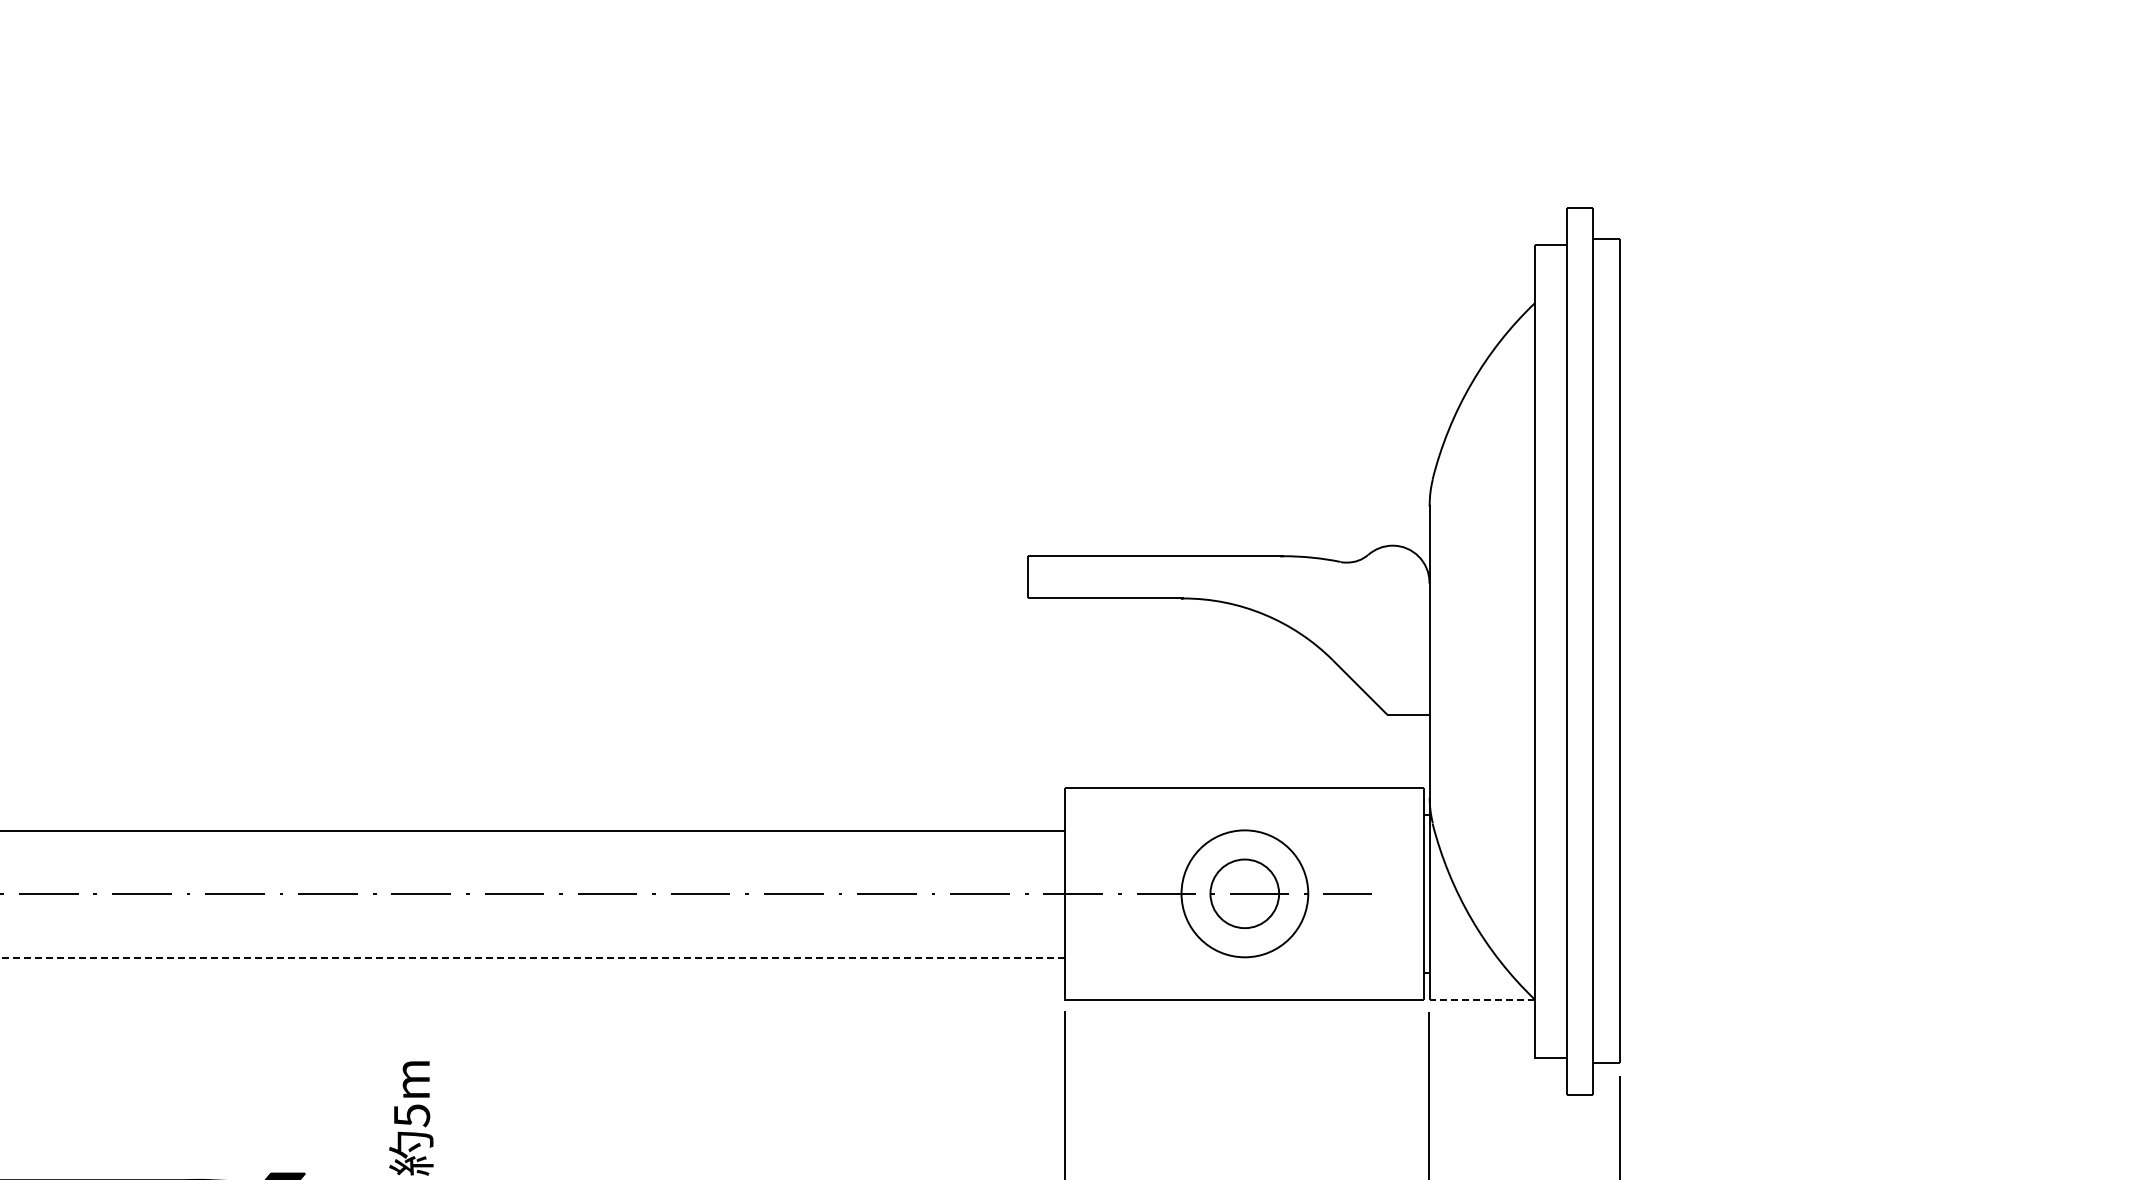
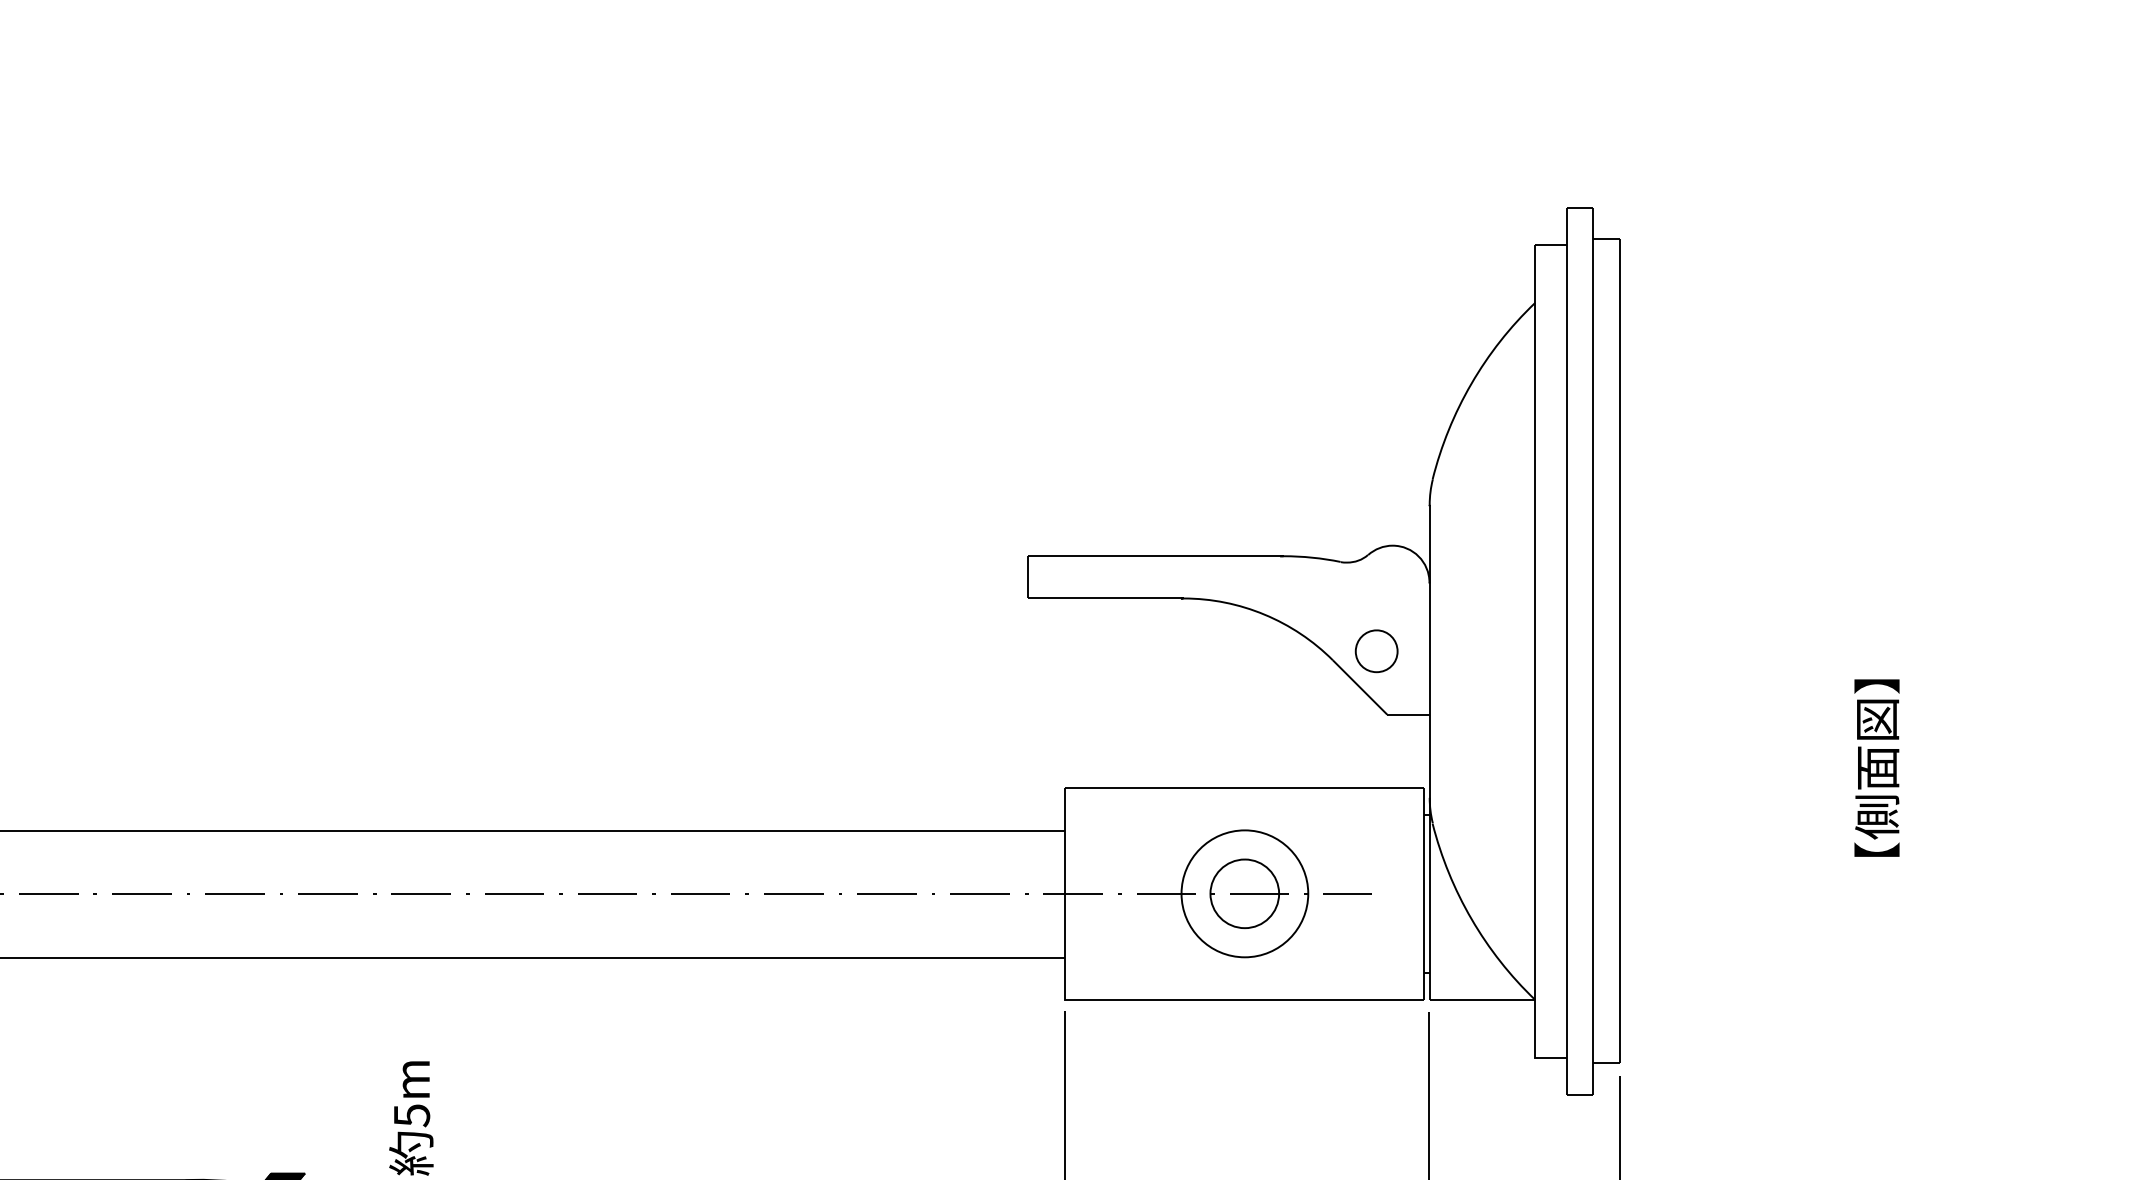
part: none -> present (1376, 651)
part: none -> present (1876, 767)
line: dashed -> solid (532, 957)
line: dashed -> solid (1482, 999)
